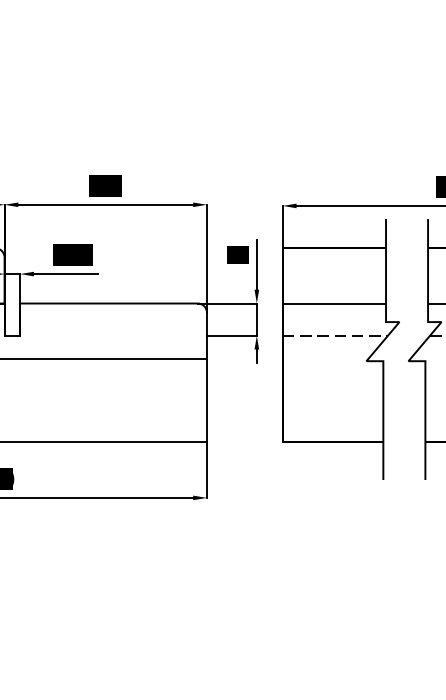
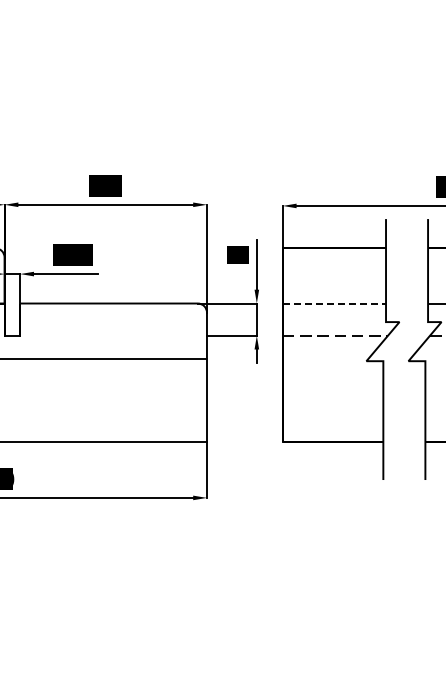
line: solid -> dashed (334, 303)
